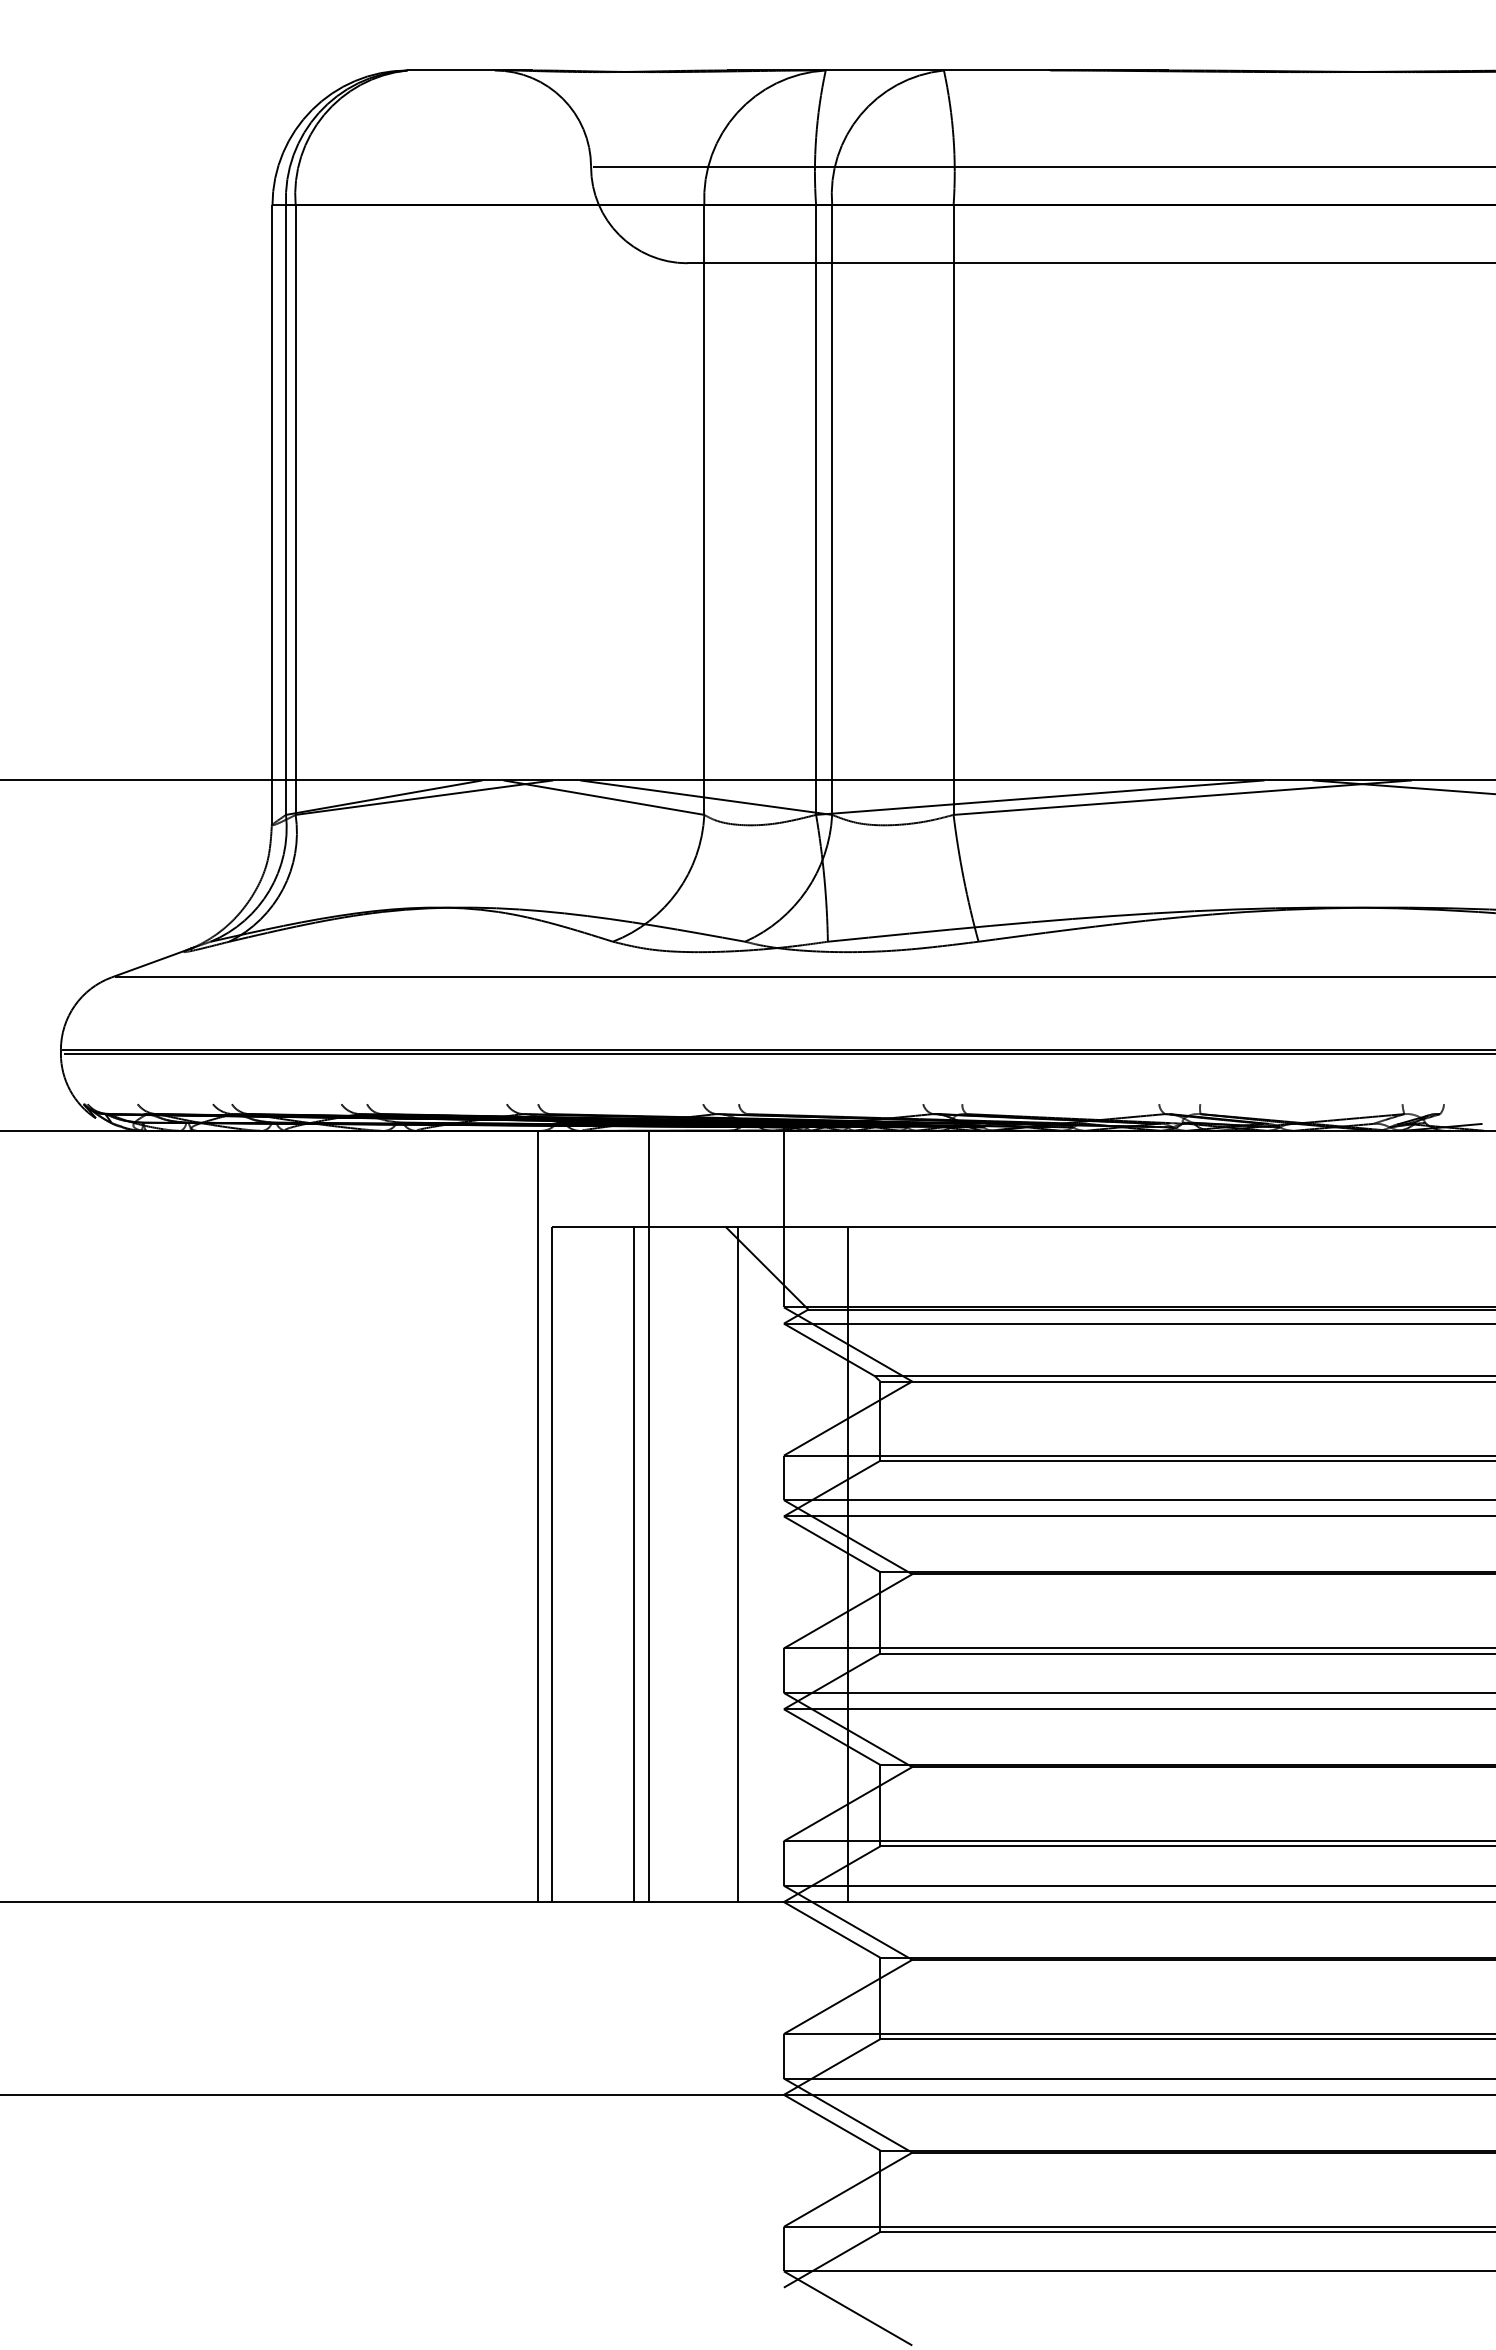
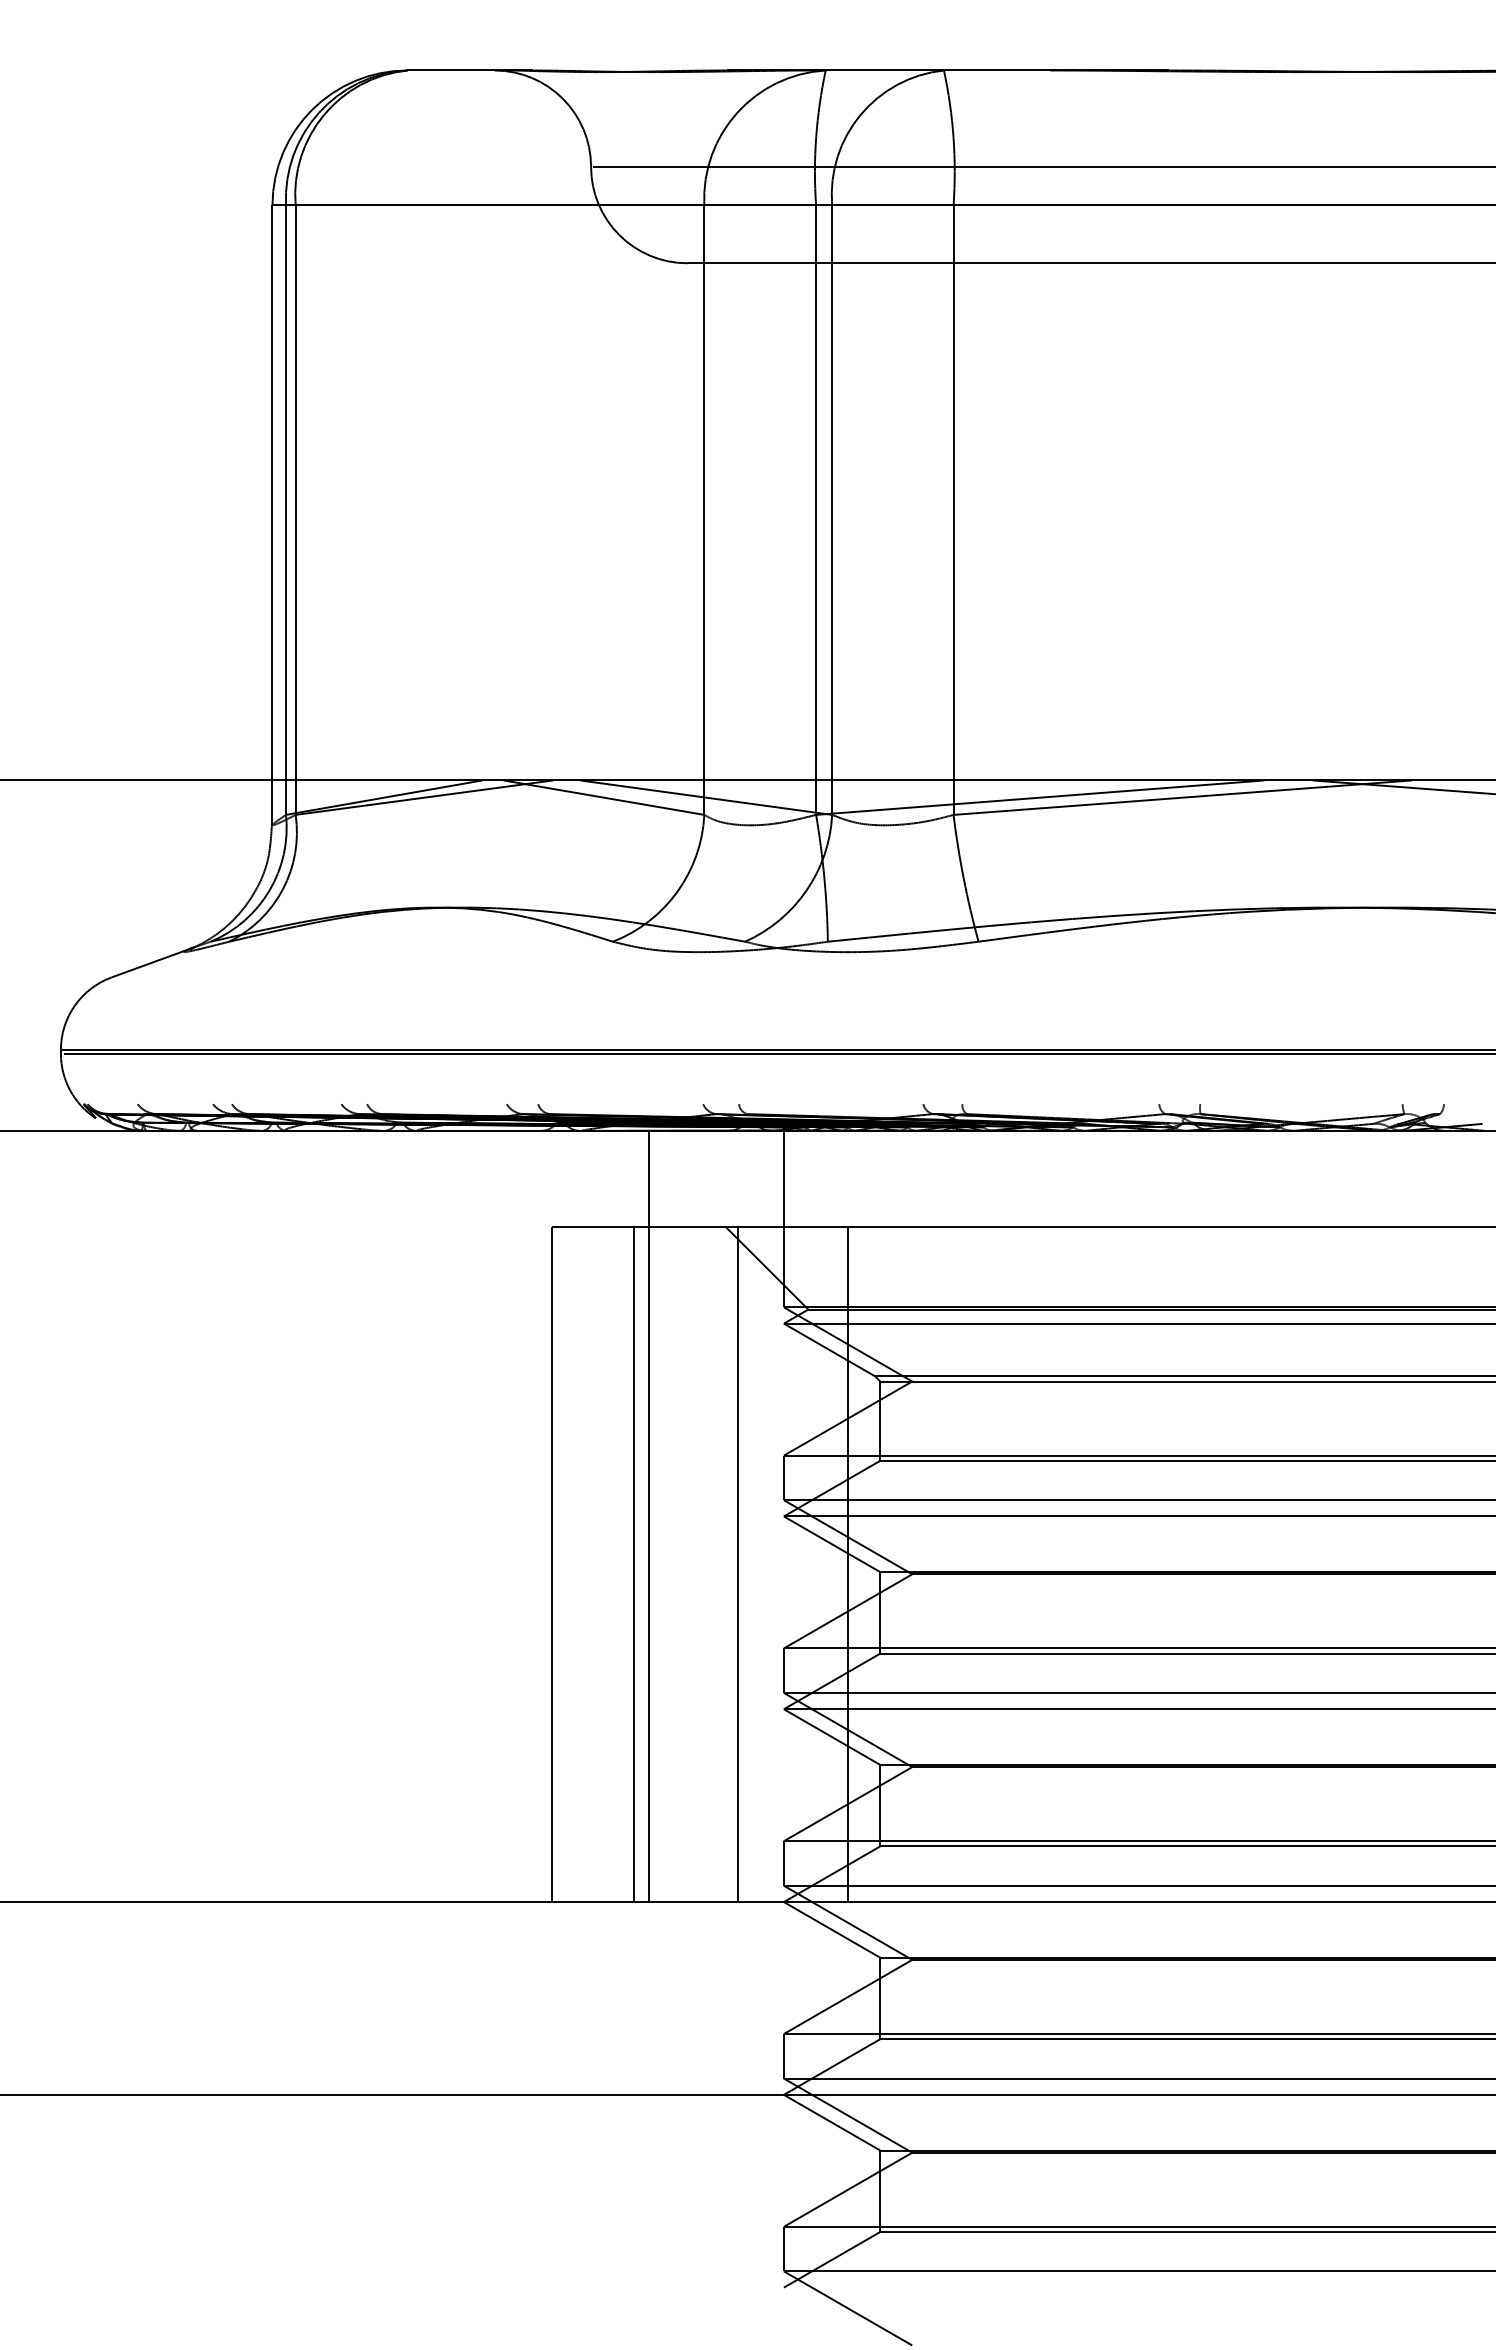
line: present -> none (803, 977)
line: present -> none (538, 1516)
